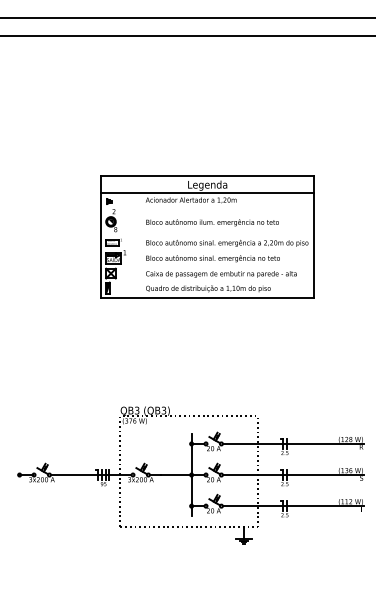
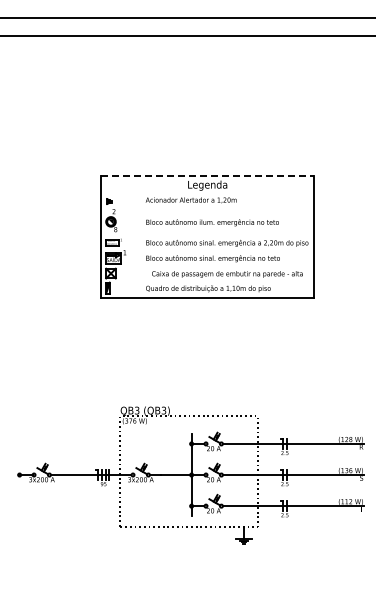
line: solid -> dashed (207, 176)
line: present -> none (207, 192)
text position: (221, 274) -> (227, 274) (227, 274)
